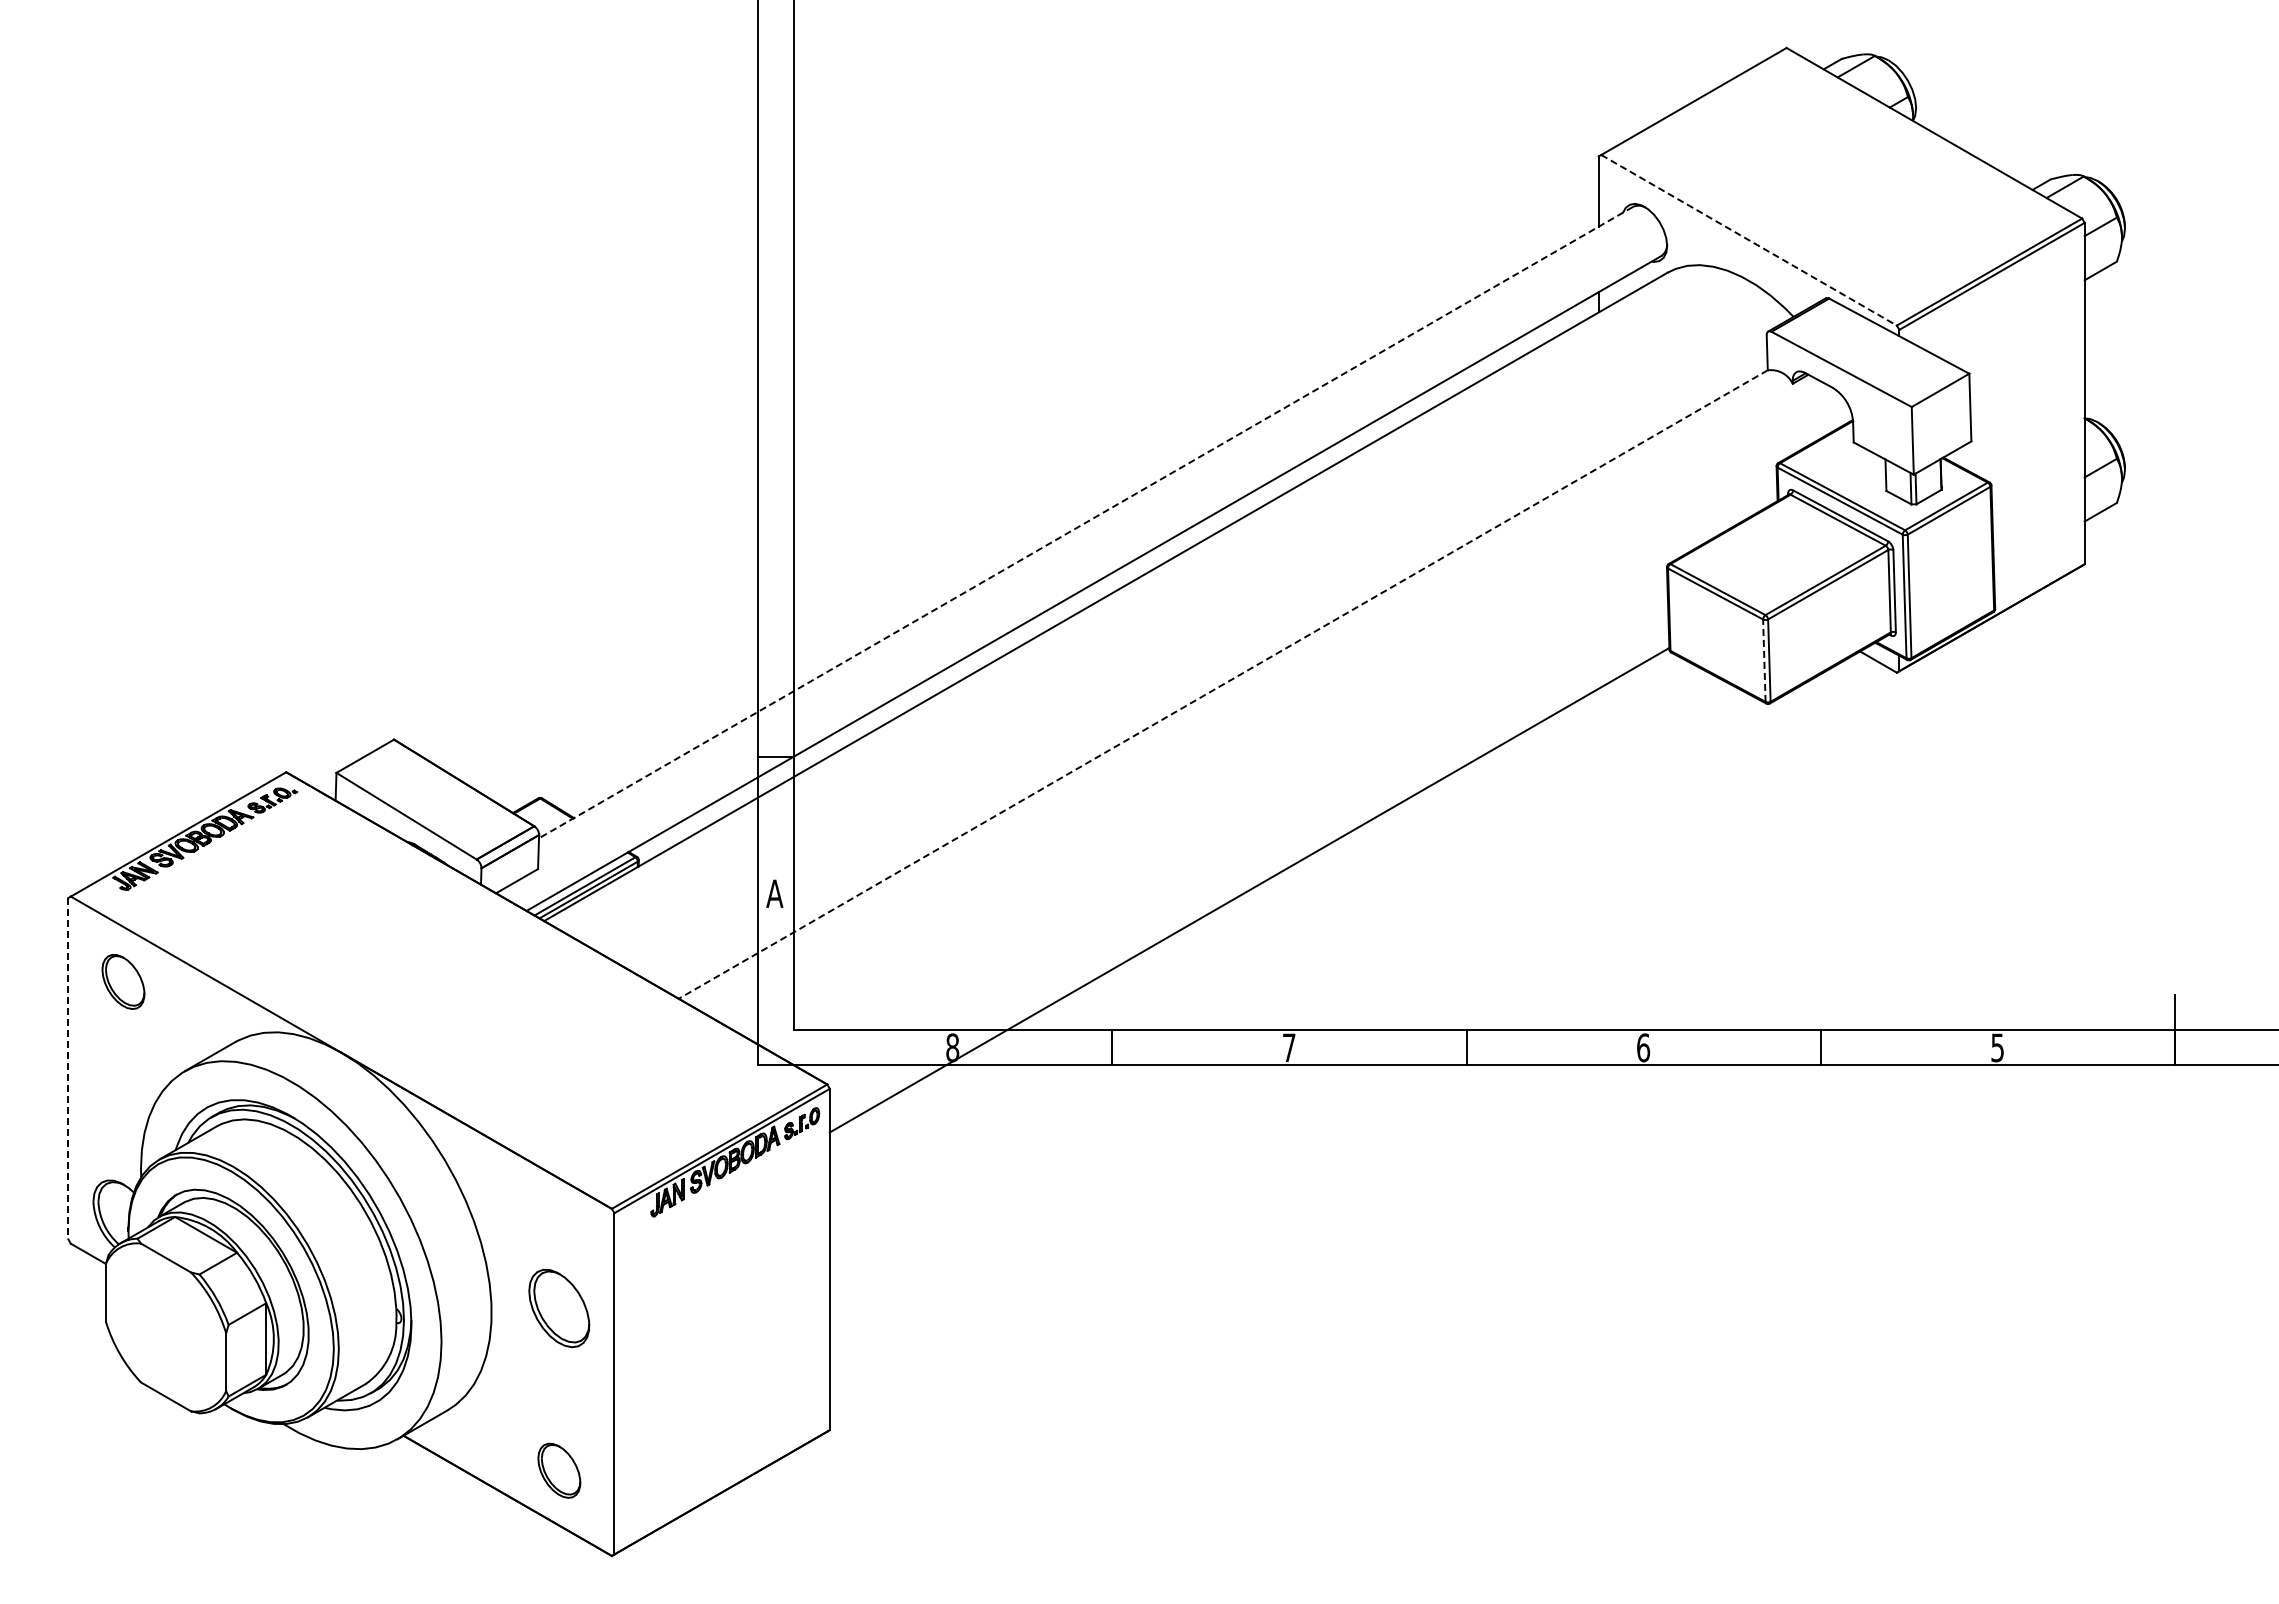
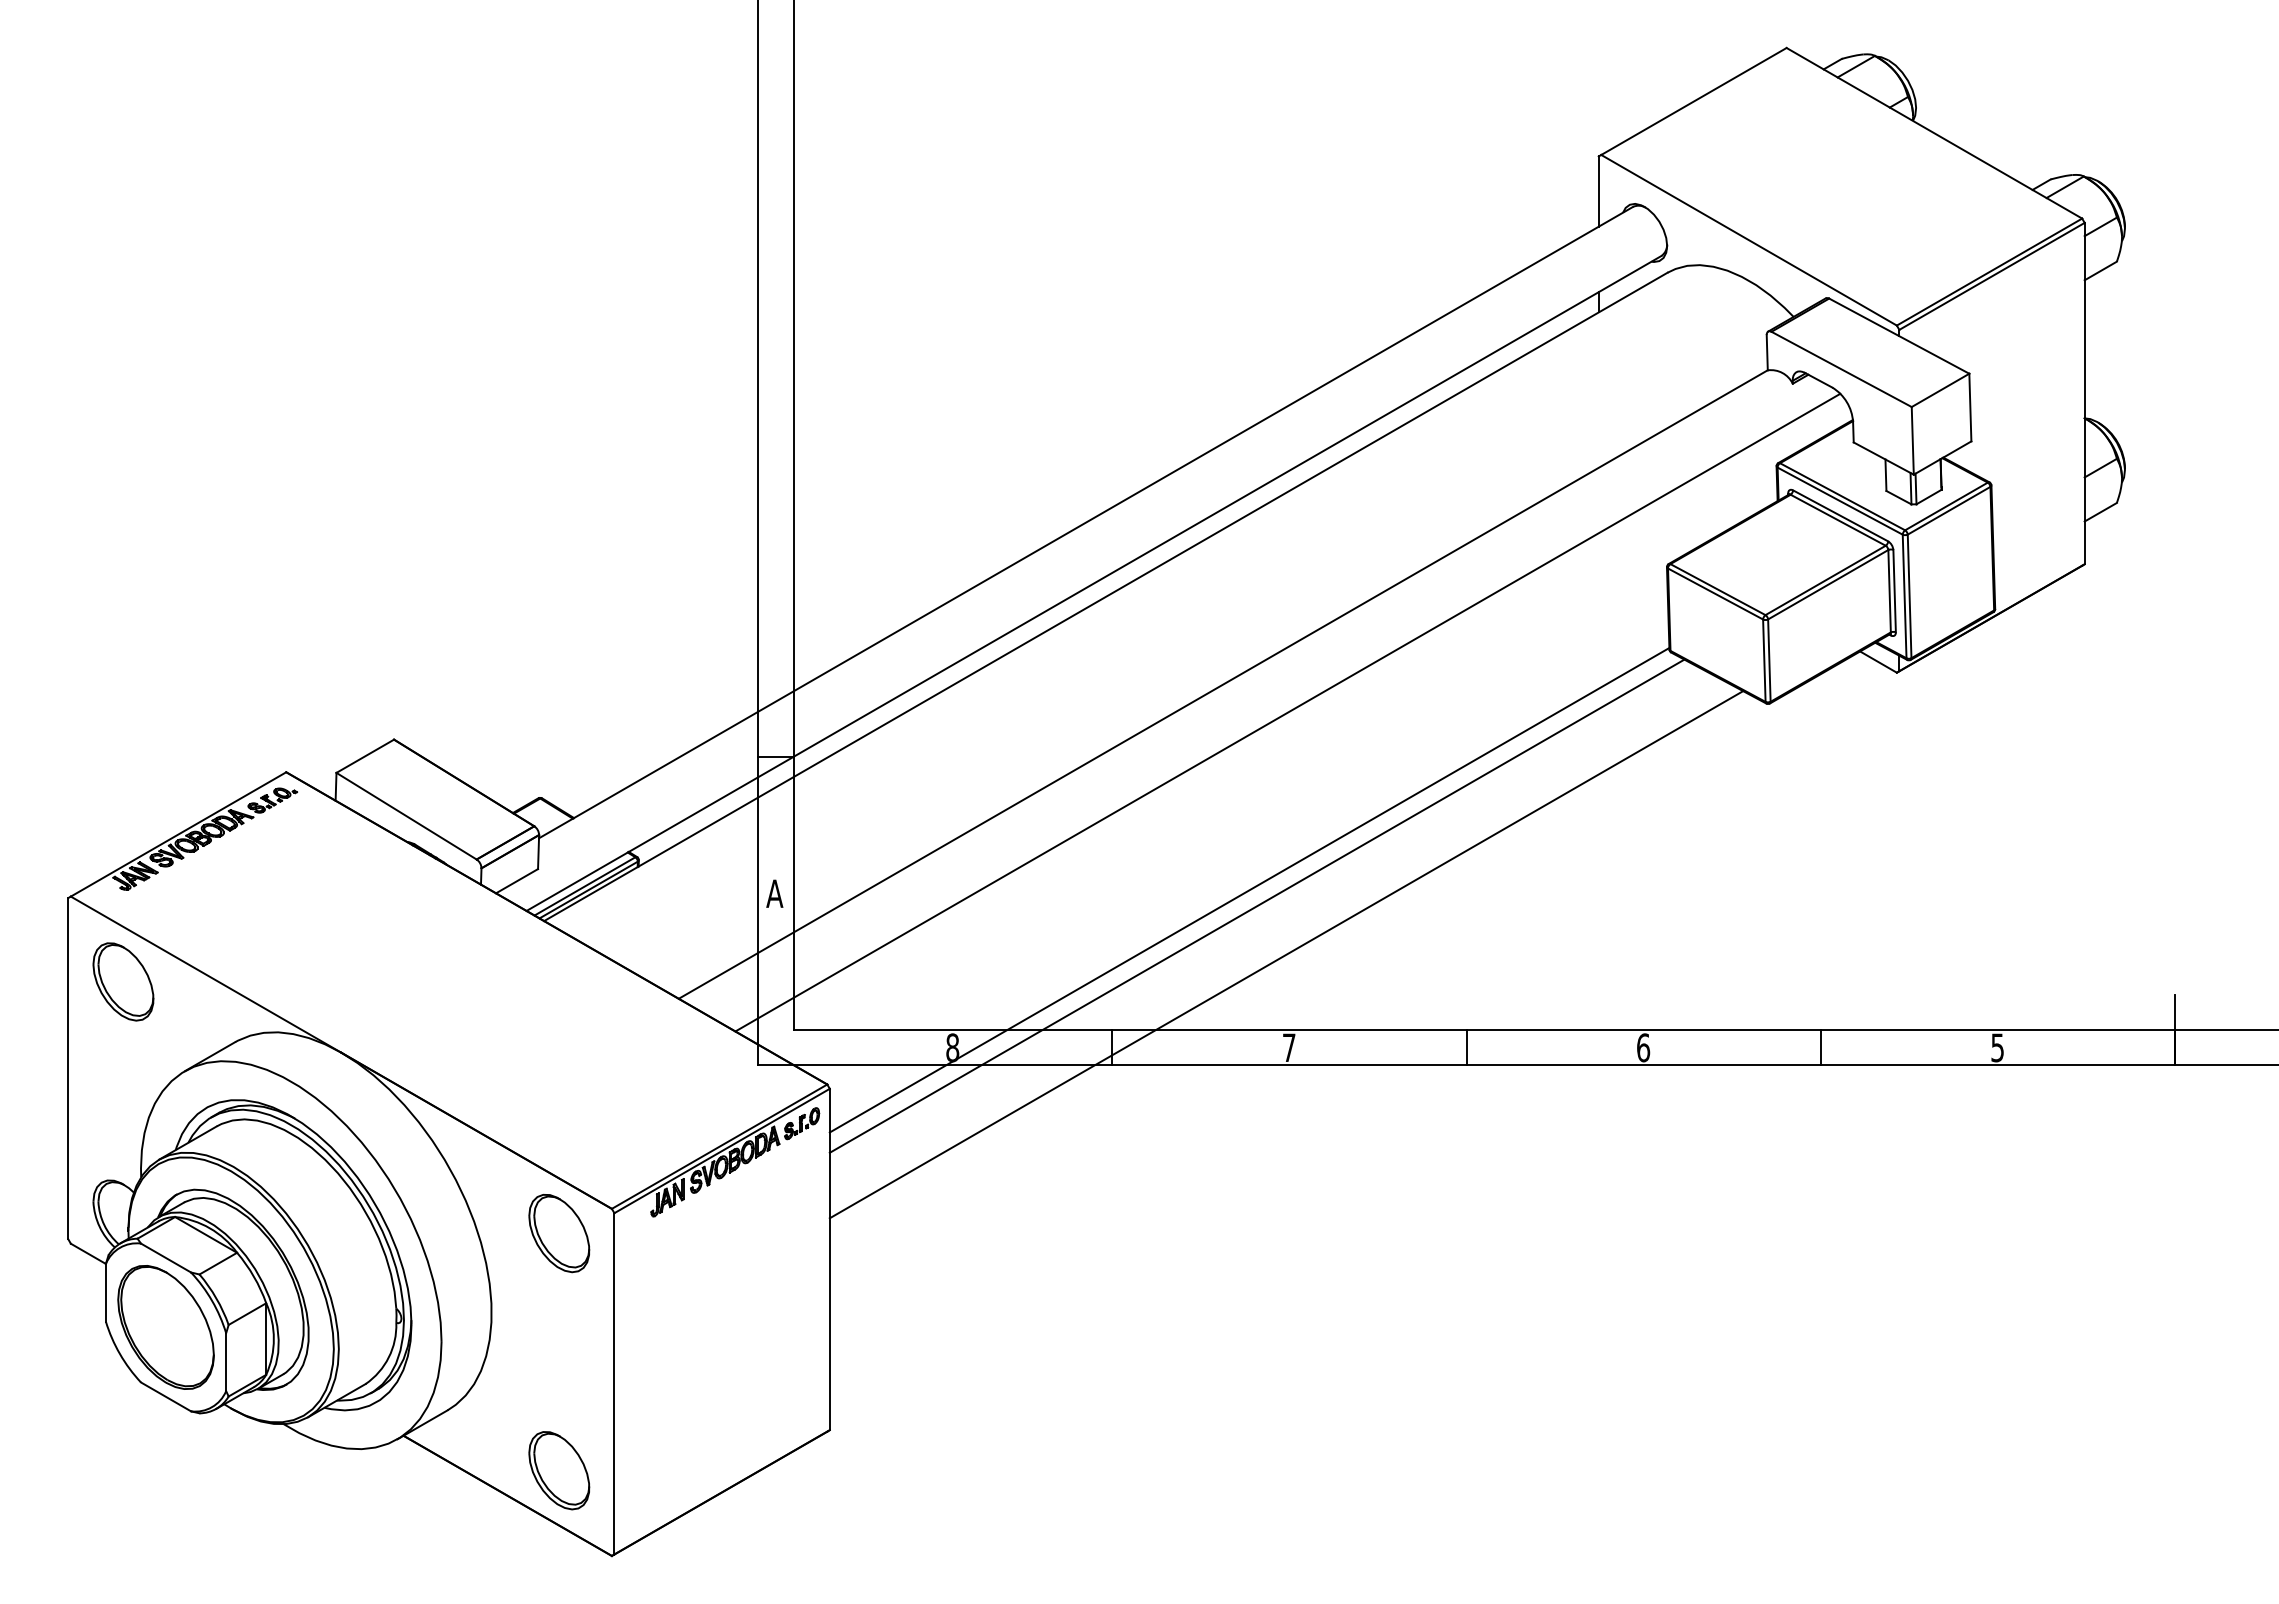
line: dashed -> solid (1749, 240)
line: dashed -> solid (1086, 522)
line: dashed -> solid (1764, 660)
line: dashed -> solid (1223, 684)
line: none -> present (1287, 712)
line: none -> present (1256, 905)
line: none -> present (1286, 954)
part size: 45x56 px -> 63x80 px (123, 981)
line: dashed -> solid (68, 1068)
part position: (559, 1308) -> (559, 1233) (559, 1233)
part: none -> present (165, 1327)
part size: 45x57 px -> 63x80 px (559, 1470)
